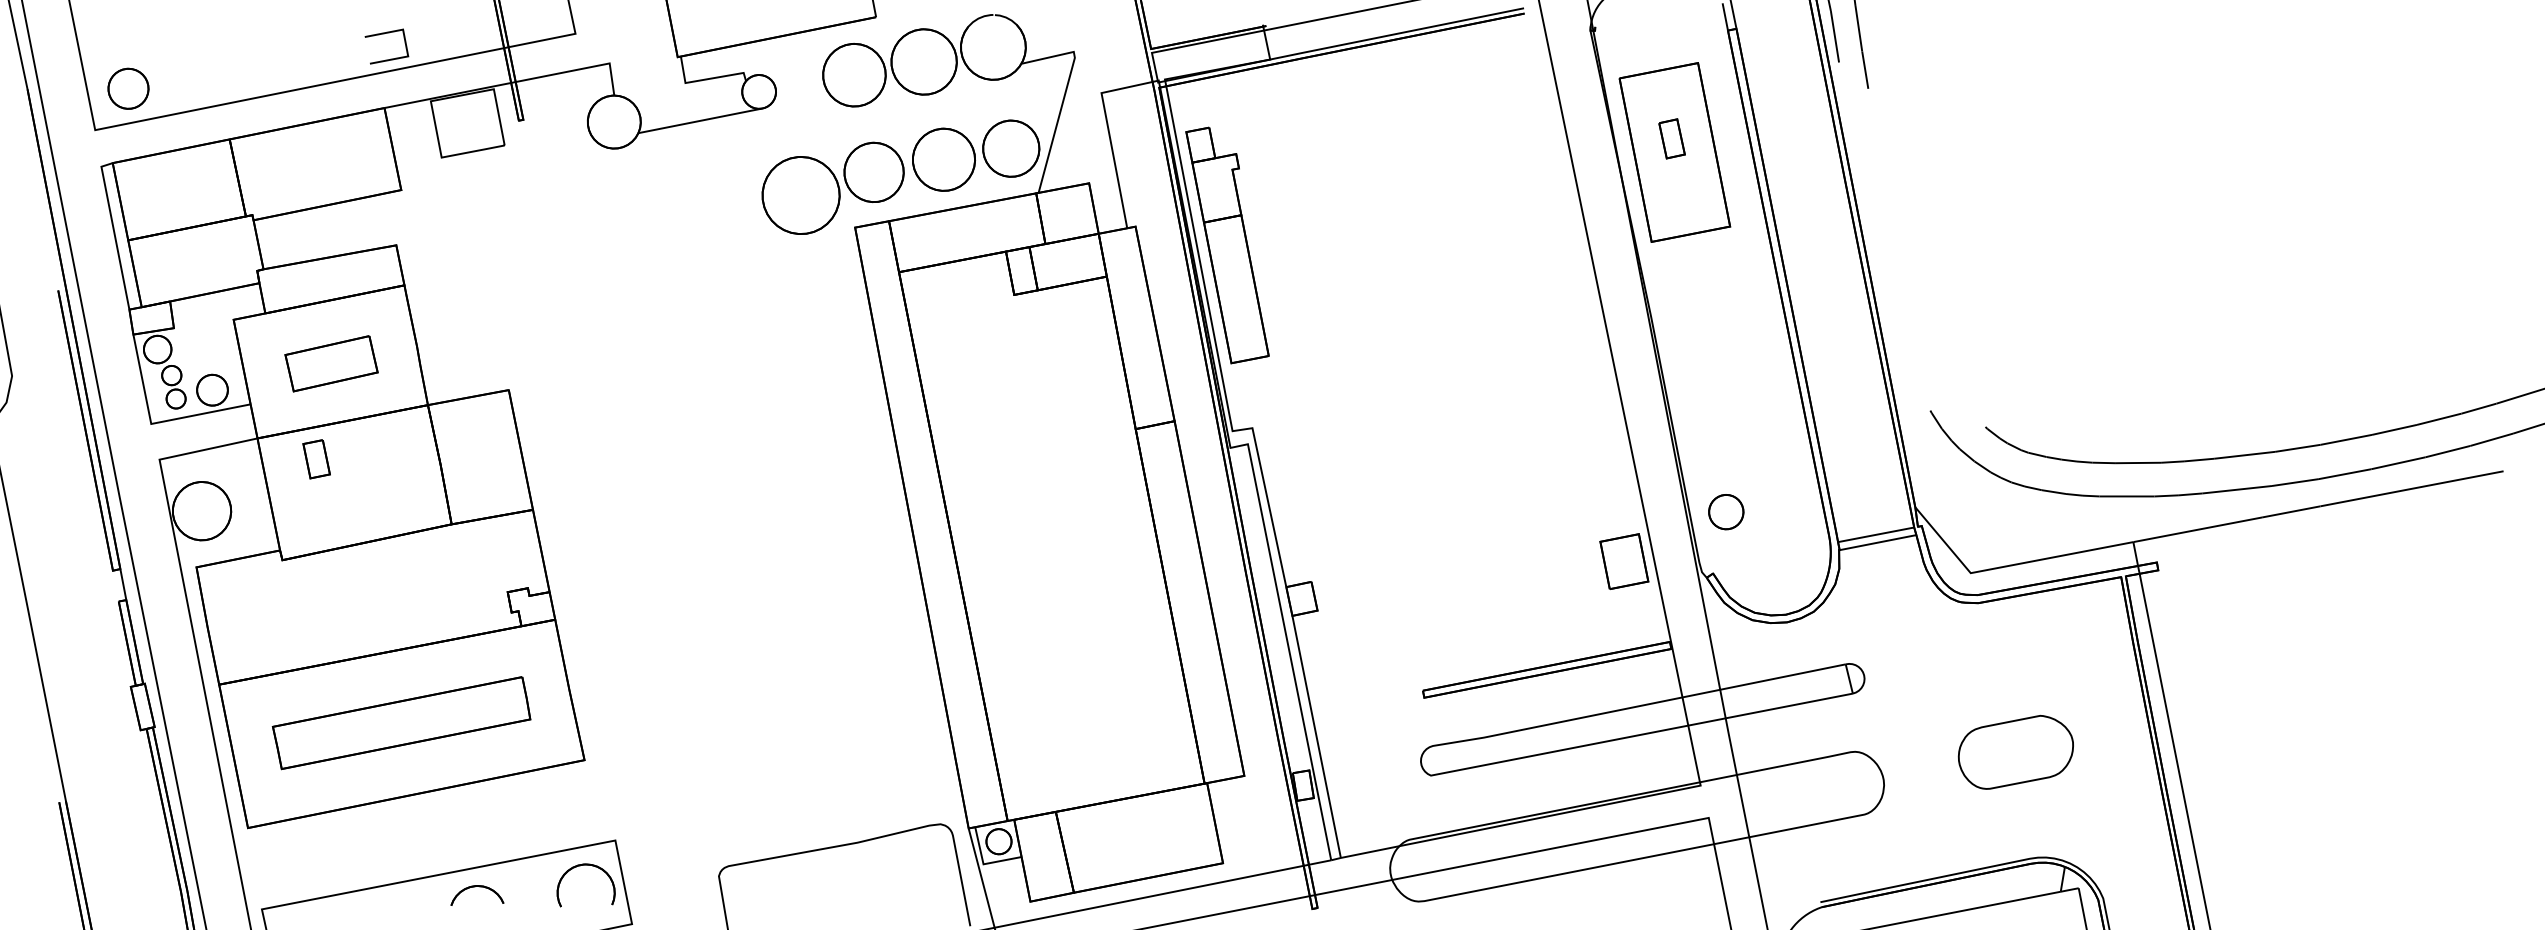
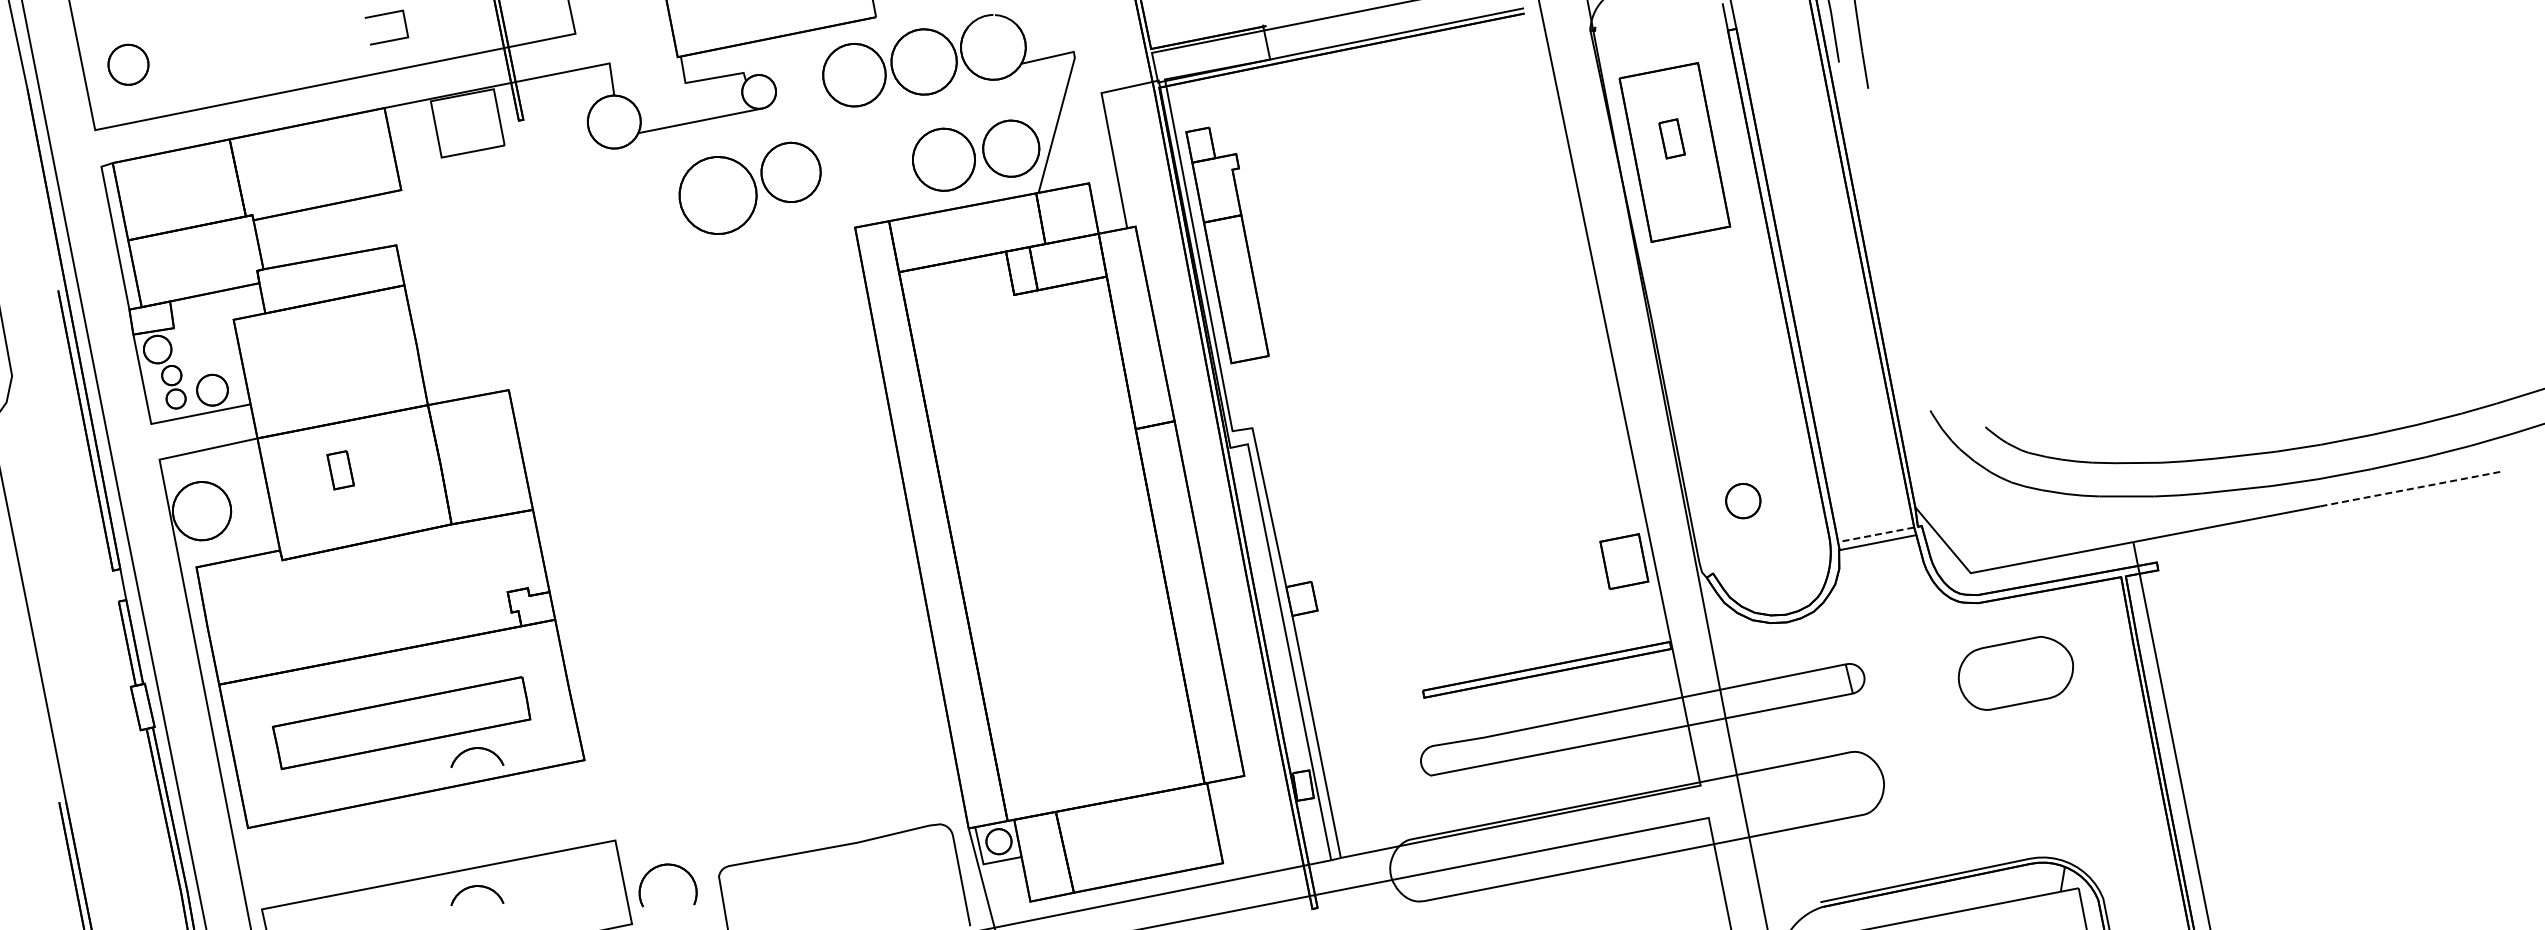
line position: (384, 34) -> (384, 15) (384, 15)
part position: (128, 88) -> (128, 64) (128, 64)
part position: (832, 187) -> (749, 187) (749, 187)
part: present -> none (331, 363)
part position: (316, 459) -> (340, 470) (340, 470)
line: solid -> dashed (2412, 488)
part position: (1726, 512) -> (1743, 501) (1743, 501)
line: solid -> dashed (1876, 534)
part: none -> present (475, 749)
part position: (2015, 752) -> (2015, 673) (2015, 673)
part position: (580, 866) -> (662, 866) (662, 866)
